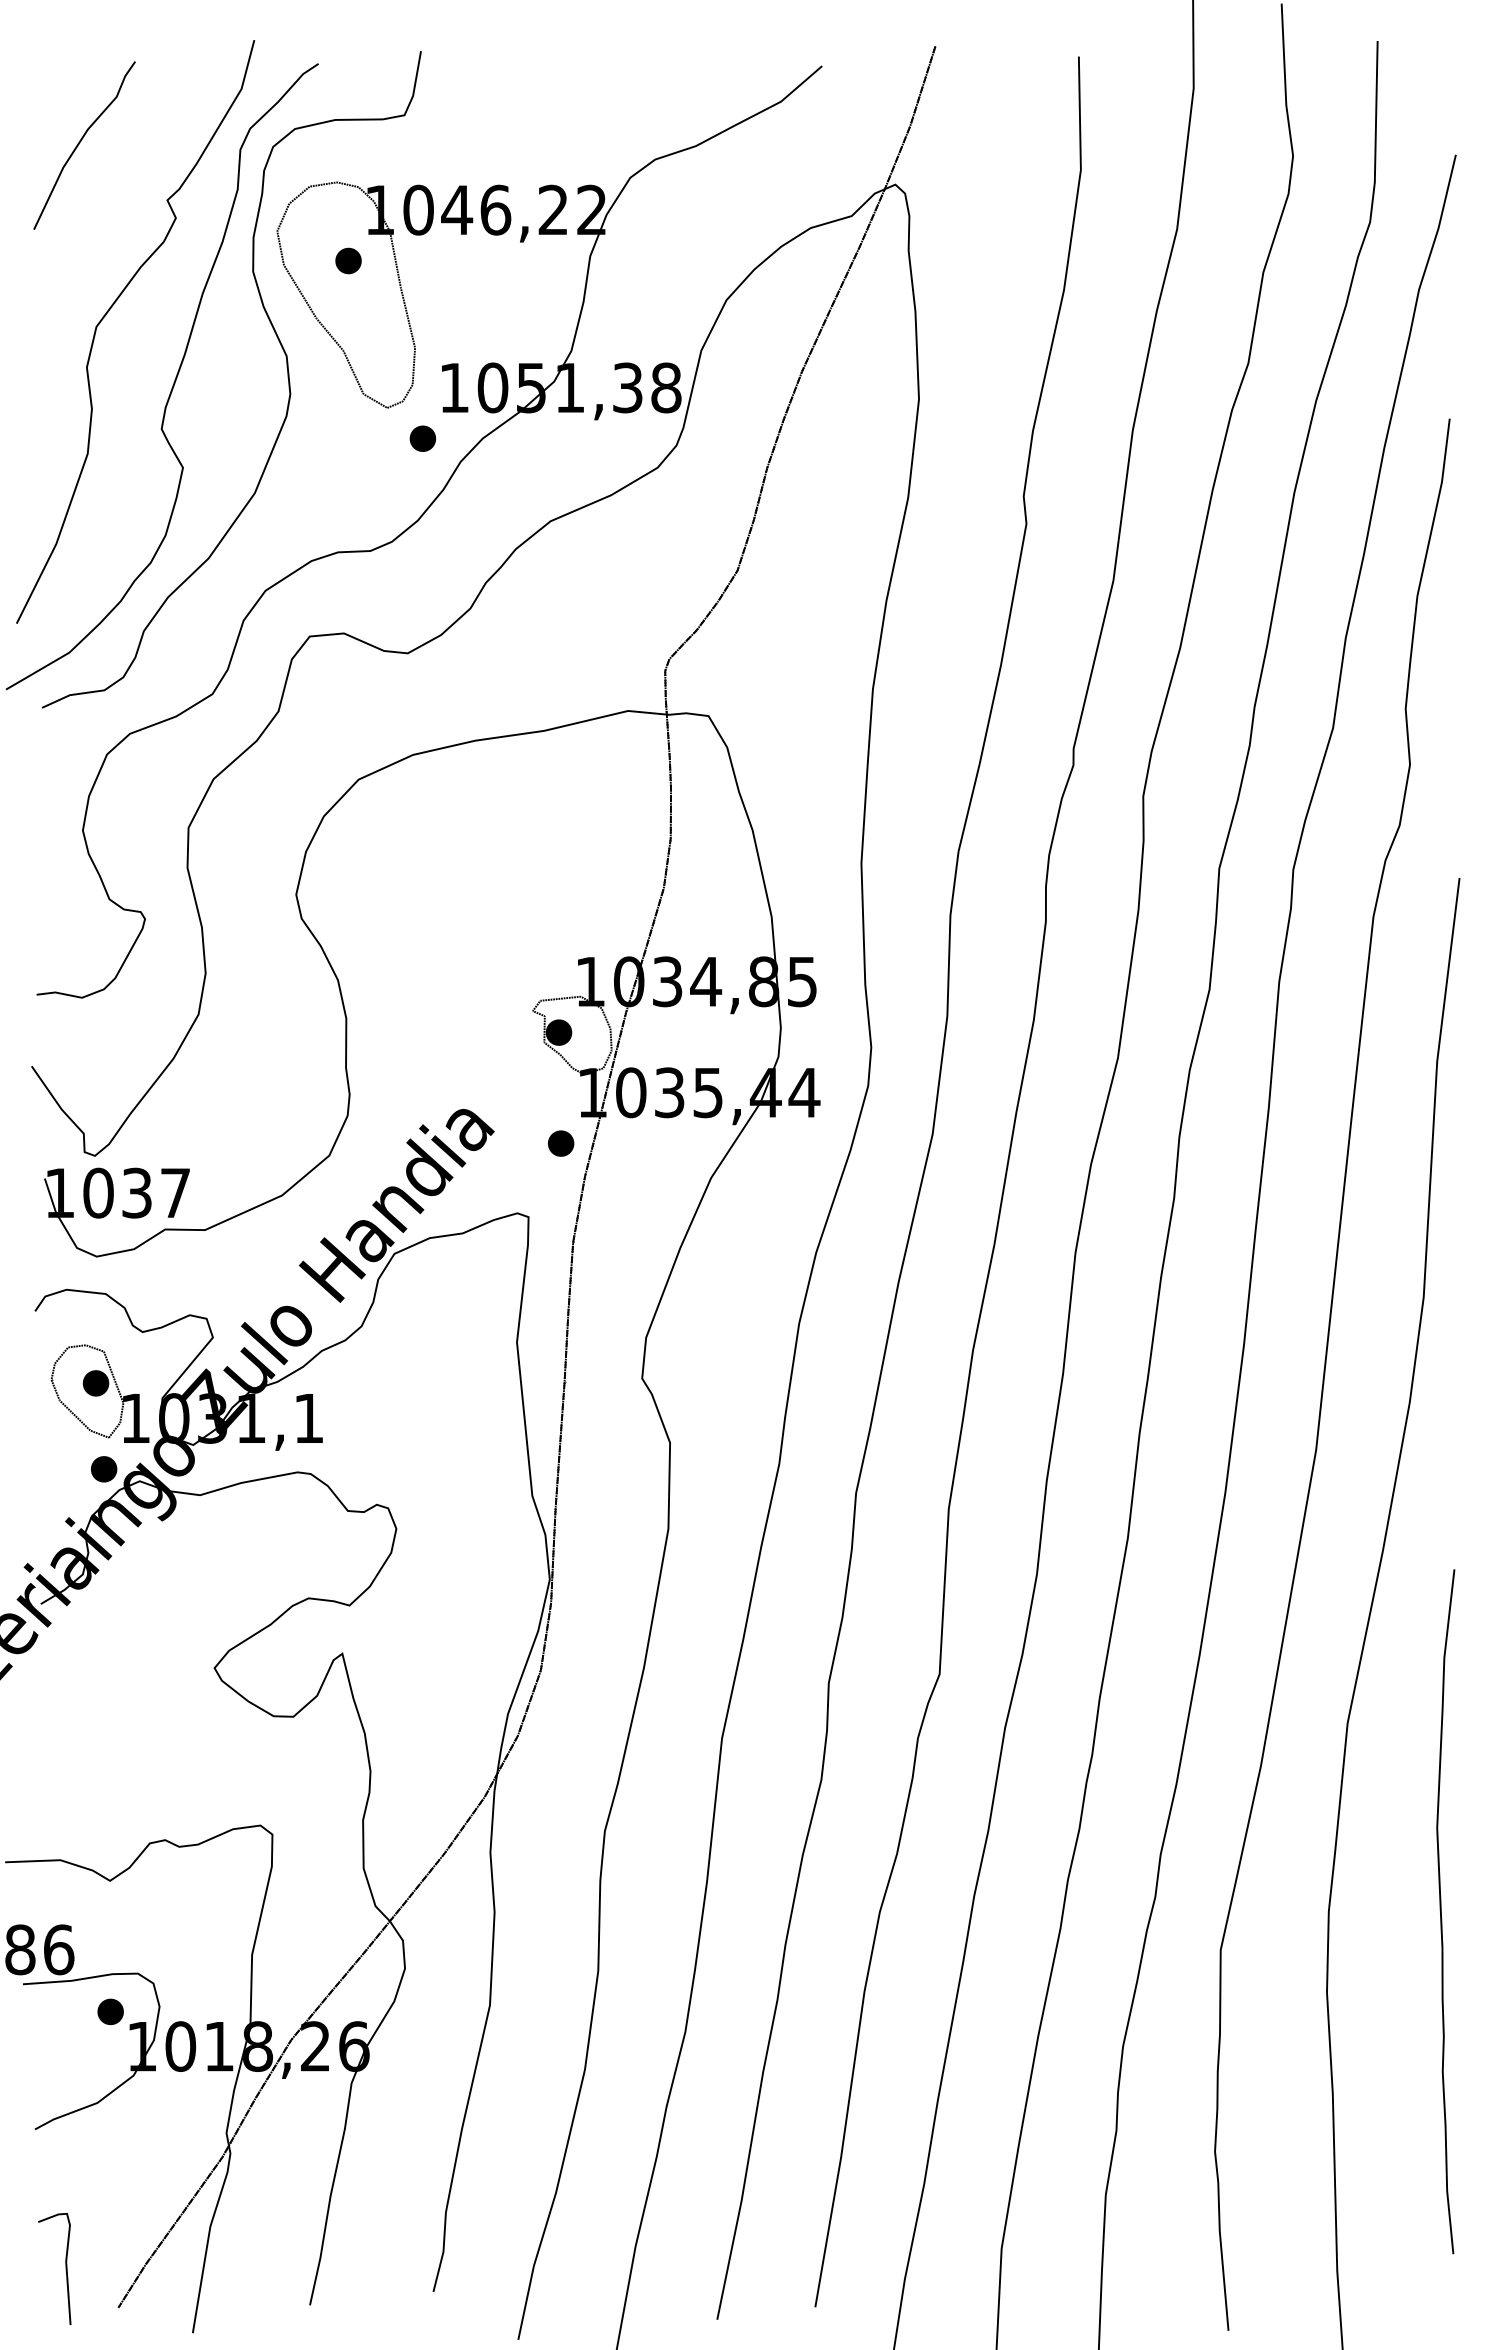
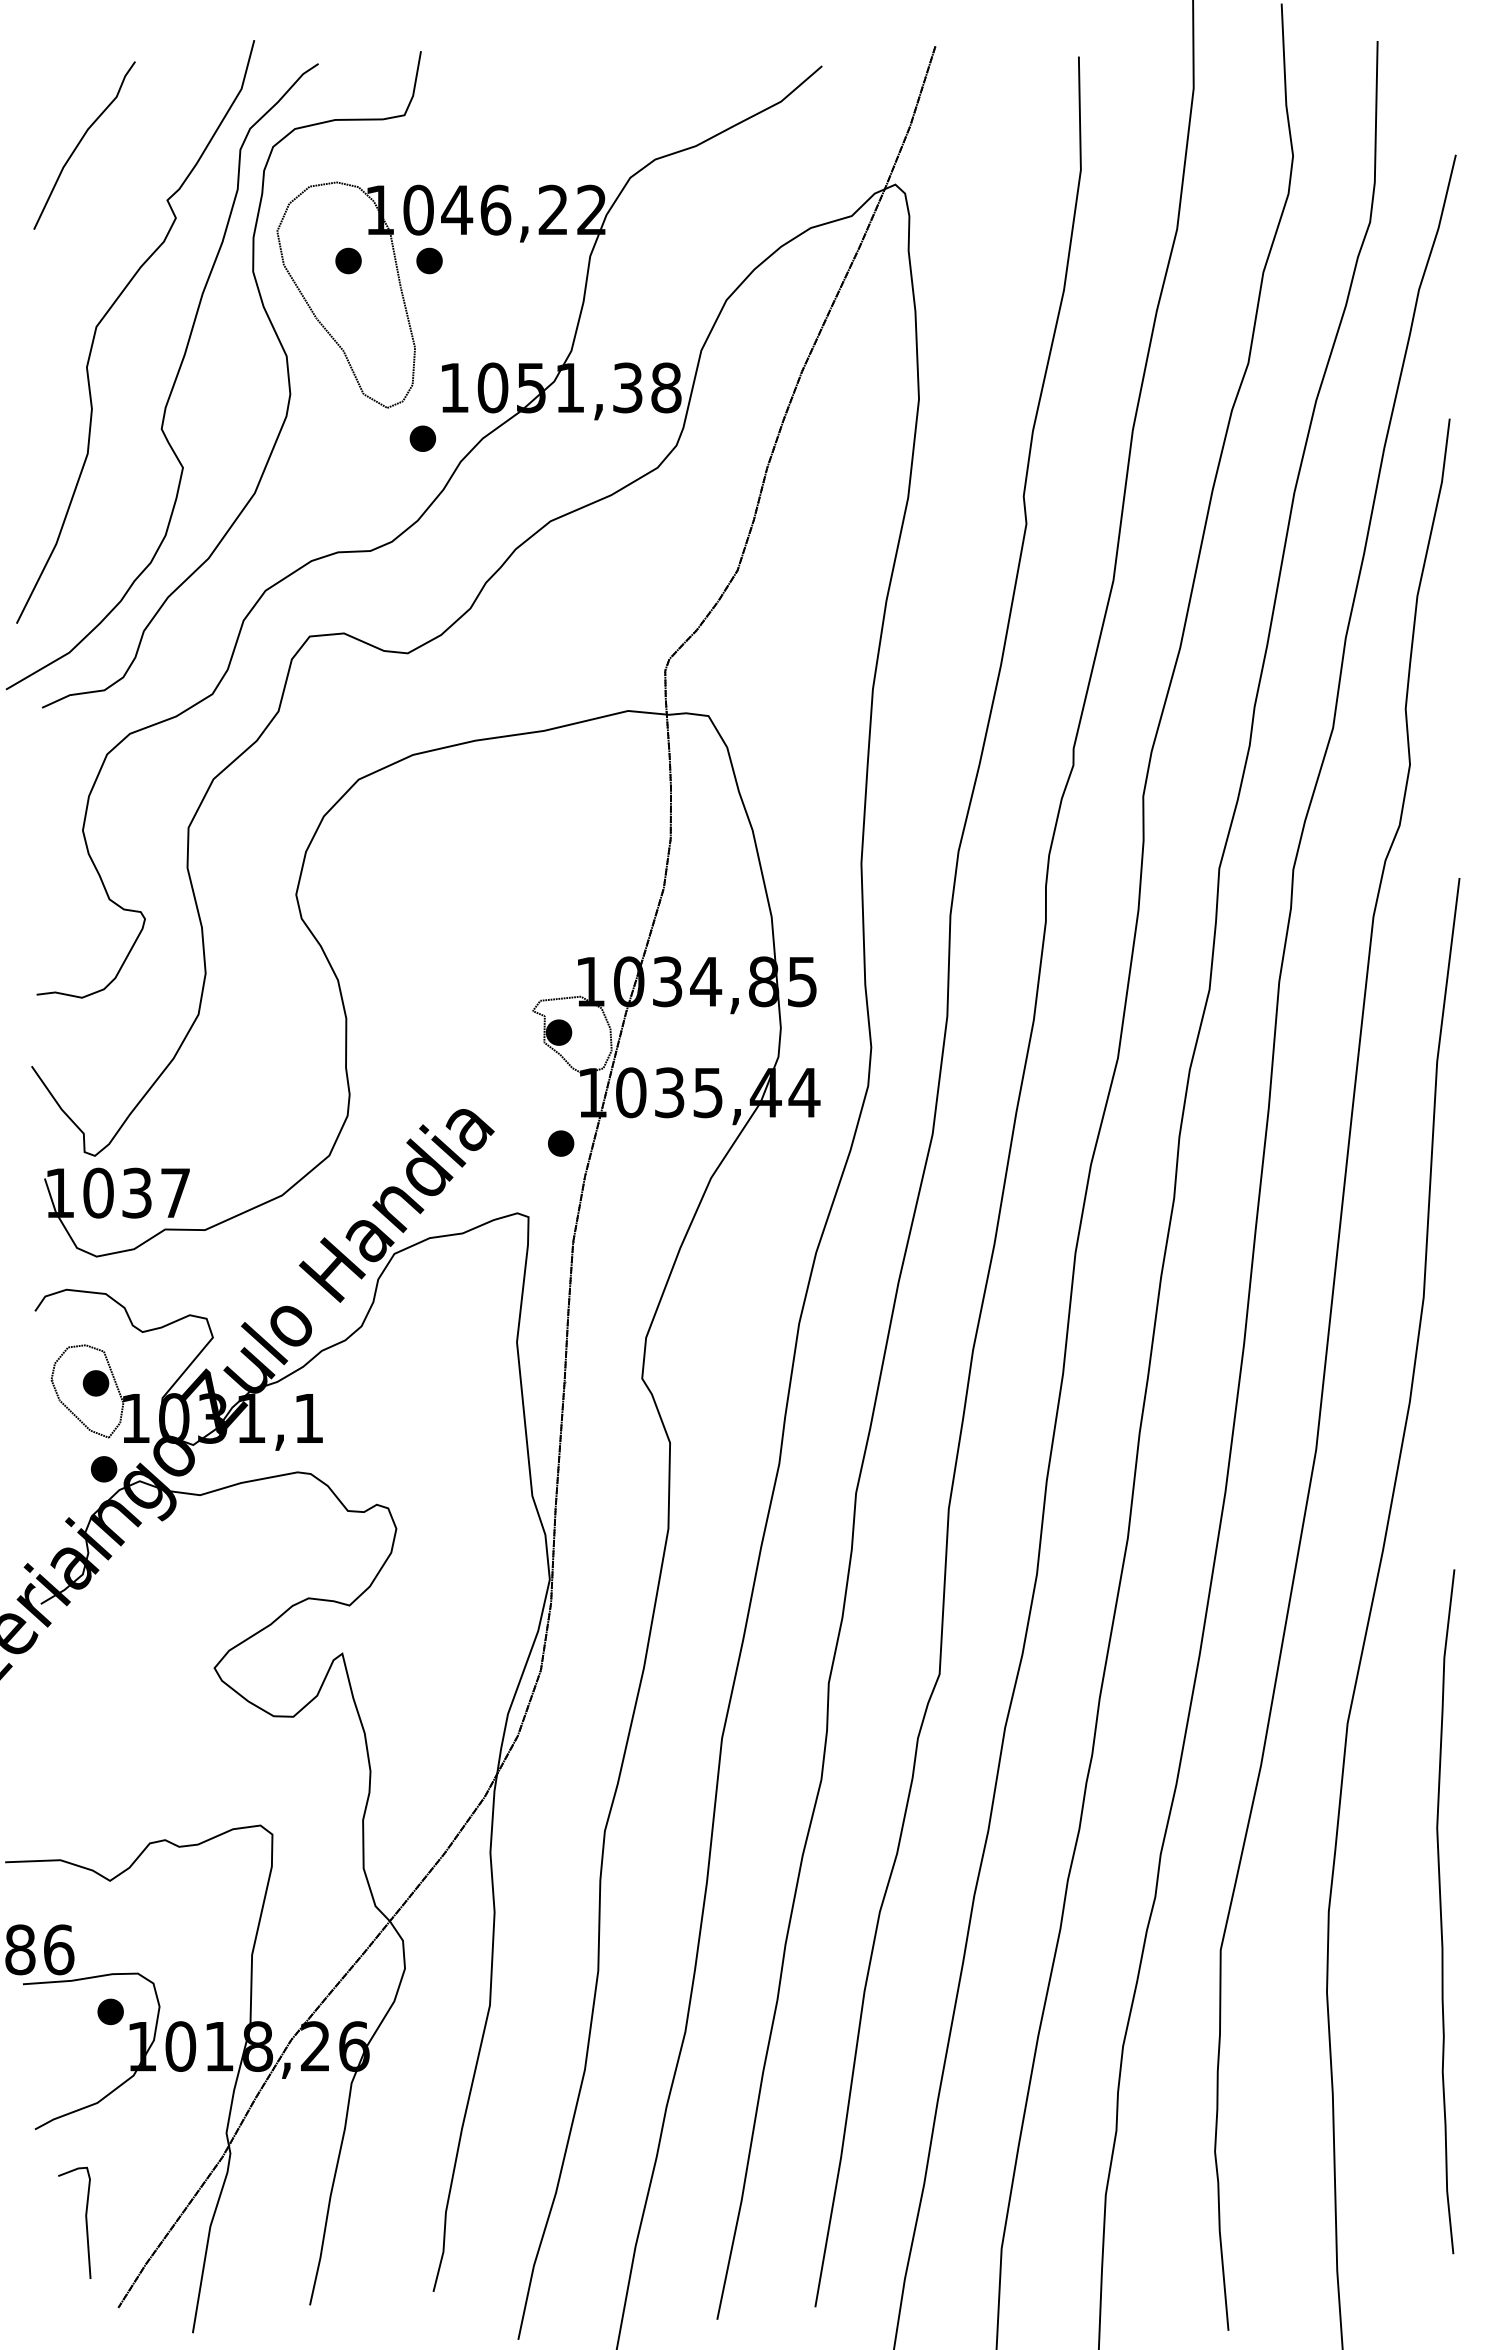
part: none -> present (429, 260)
curve position: (65, 2268) -> (85, 2222) (85, 2222)
